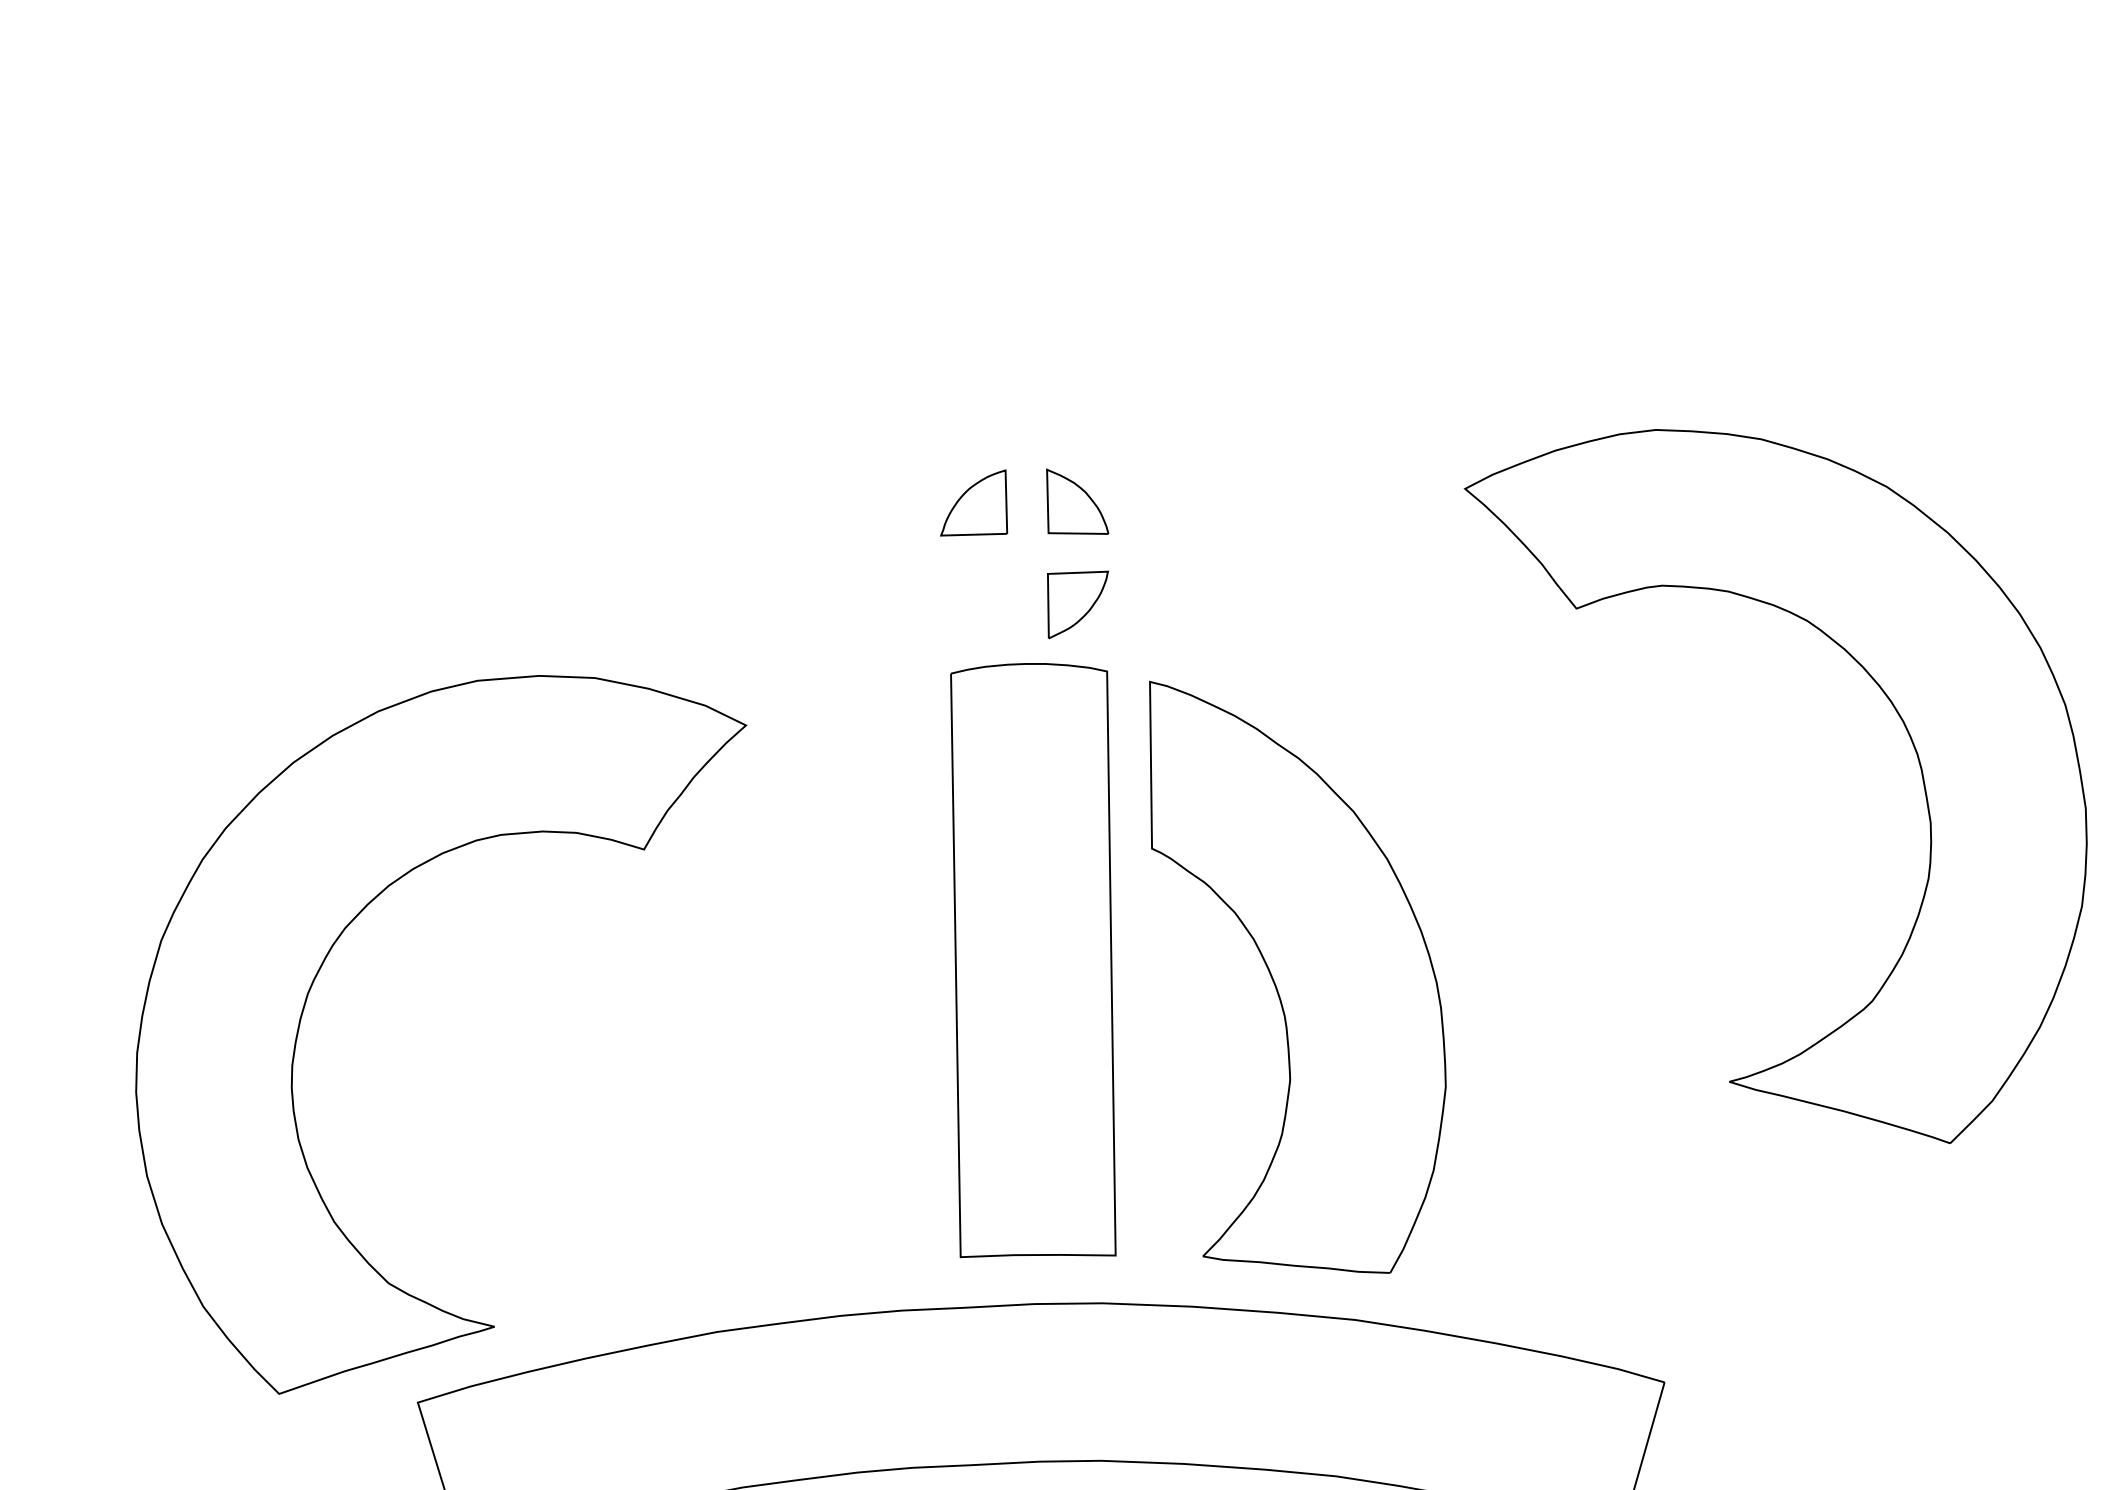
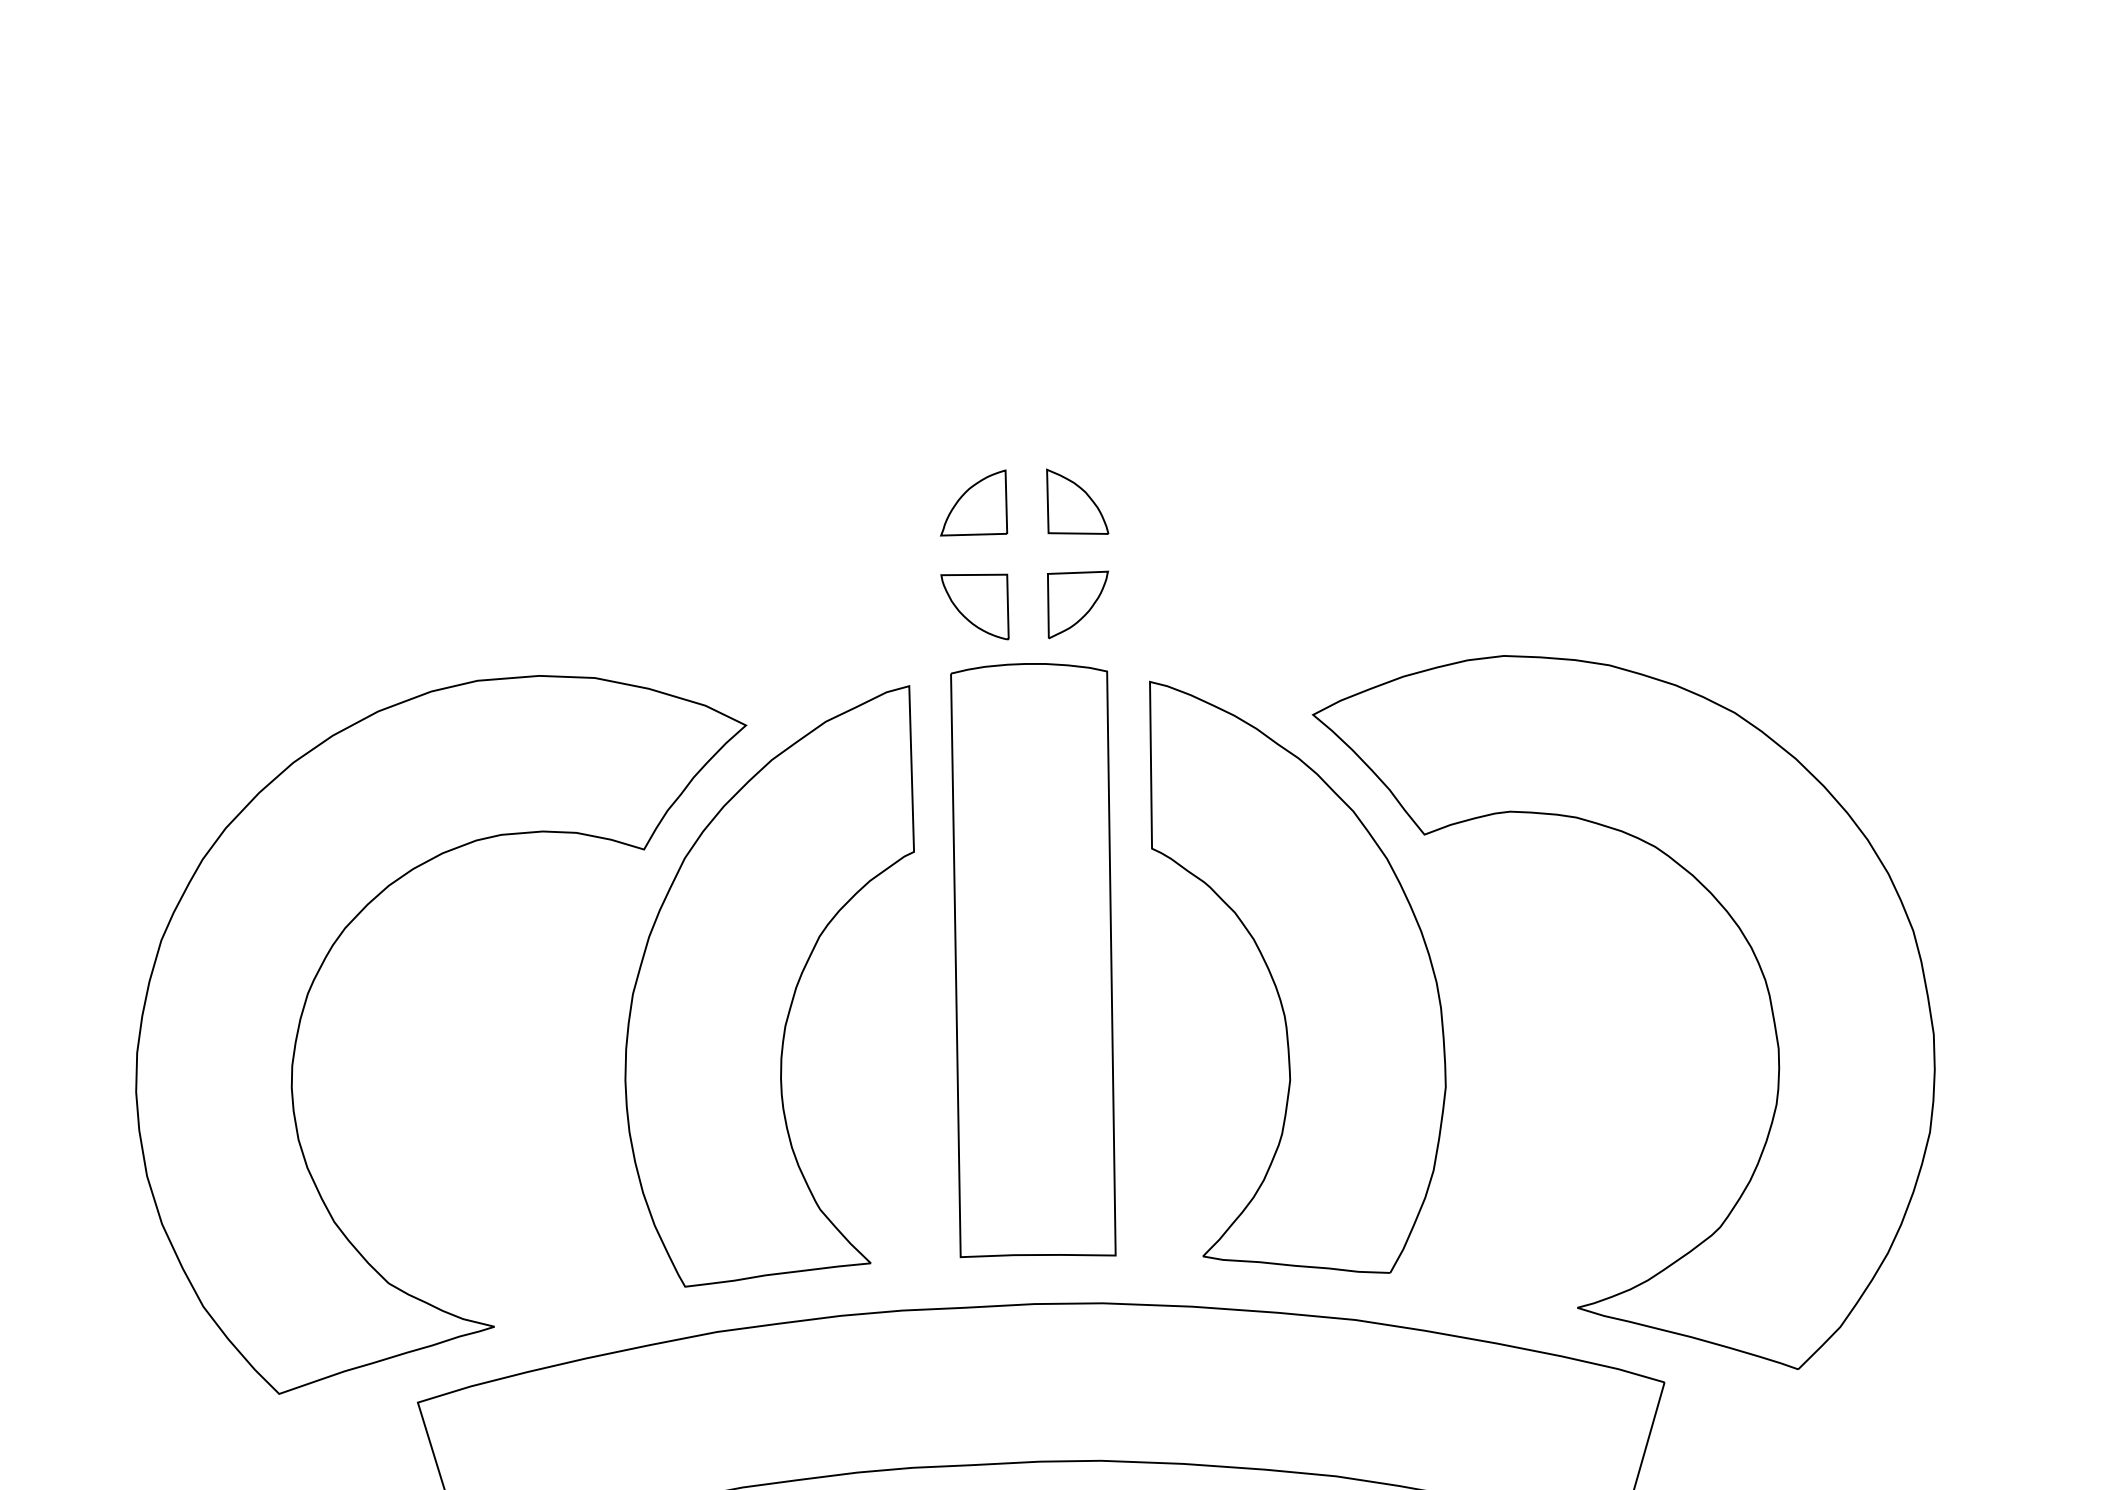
part: none -> present (974, 606)
part position: (1897, 714) -> (1745, 940) (1745, 940)
part: none -> present (769, 986)
